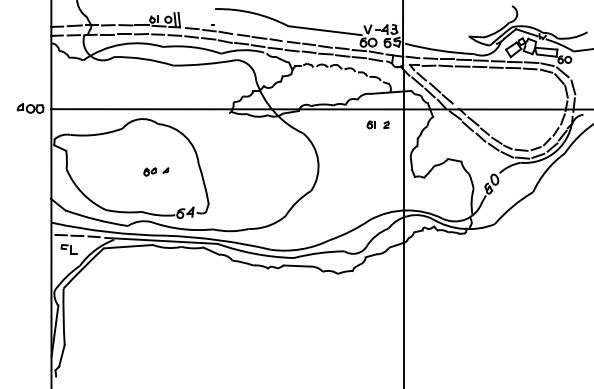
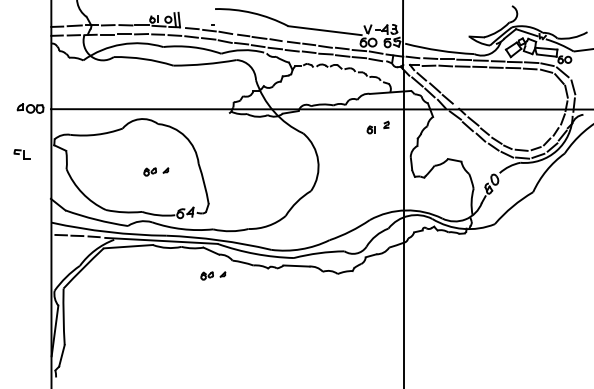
part position: (370, 124) -> (370, 129) (370, 129)
part position: (68, 249) -> (21, 154) (21, 154)
part: none -> present (213, 275)
